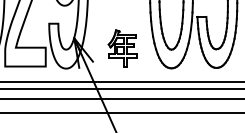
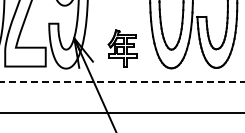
line: solid -> dashed (122, 81)
line: present -> none (121, 88)
line: present -> none (121, 98)
